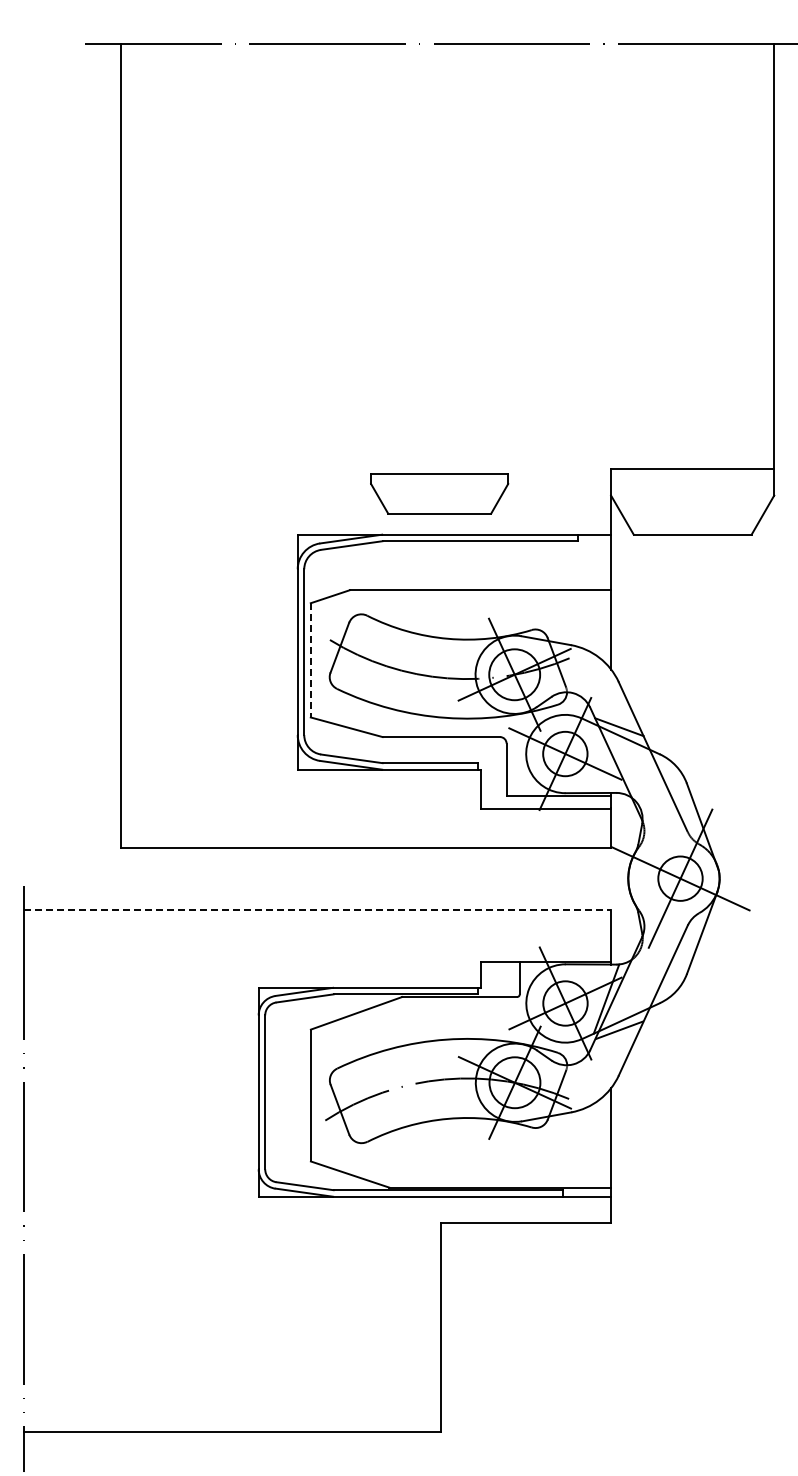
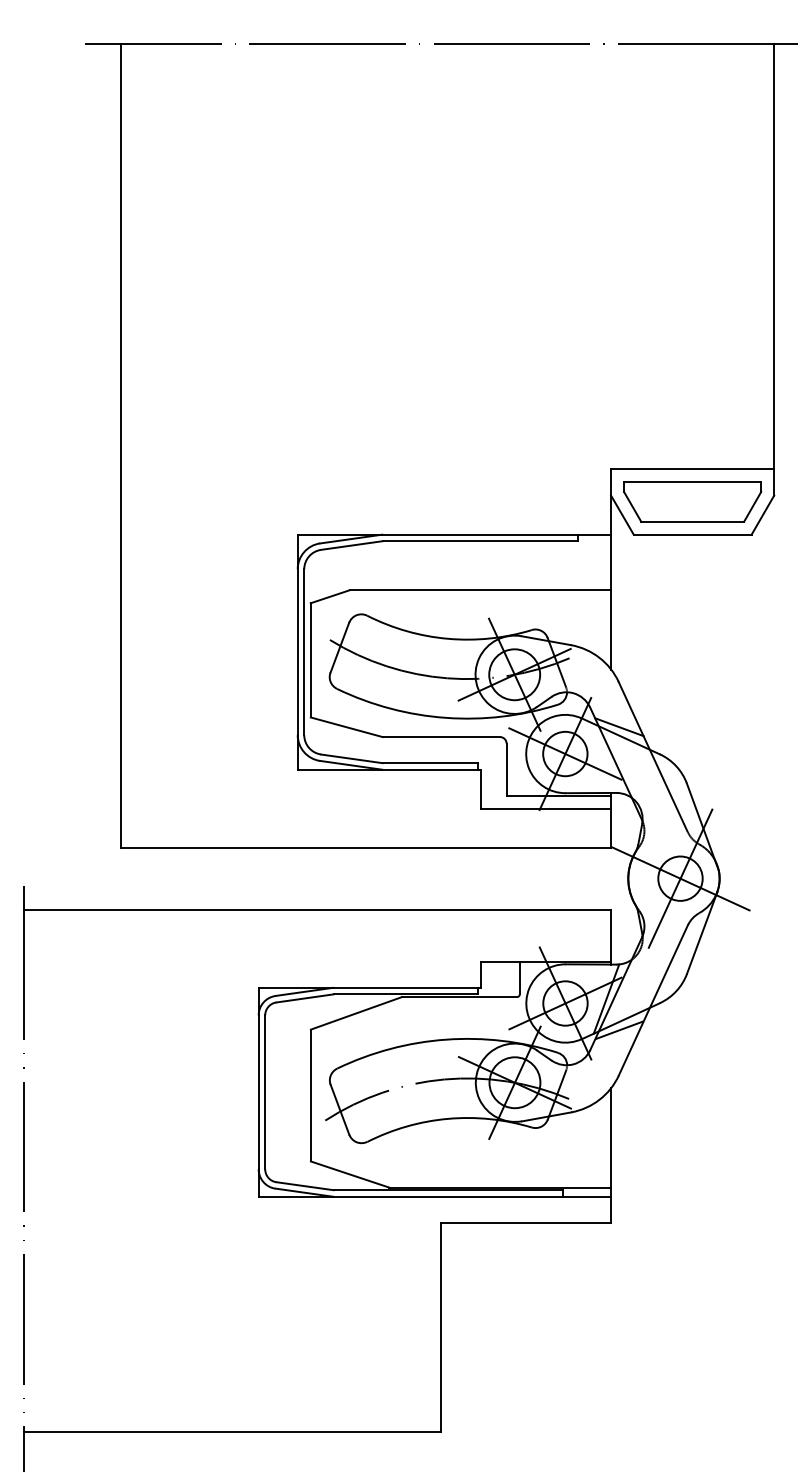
part position: (439, 493) -> (692, 501) (692, 501)
line: dashed -> solid (310, 660)
line: dashed -> solid (317, 909)
